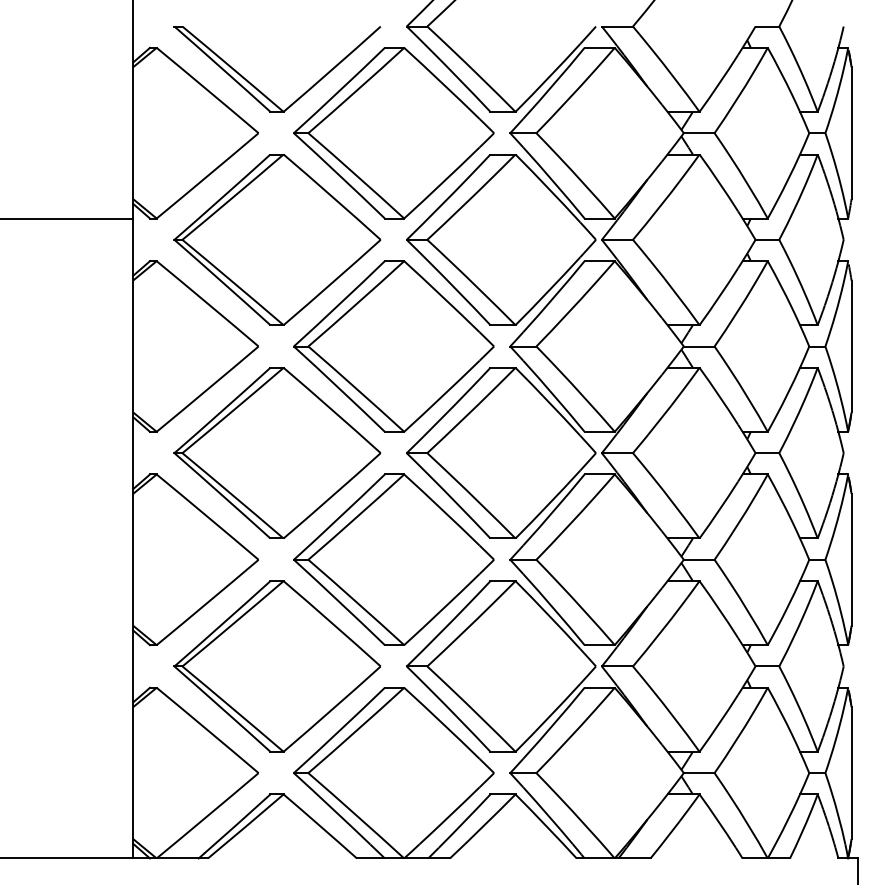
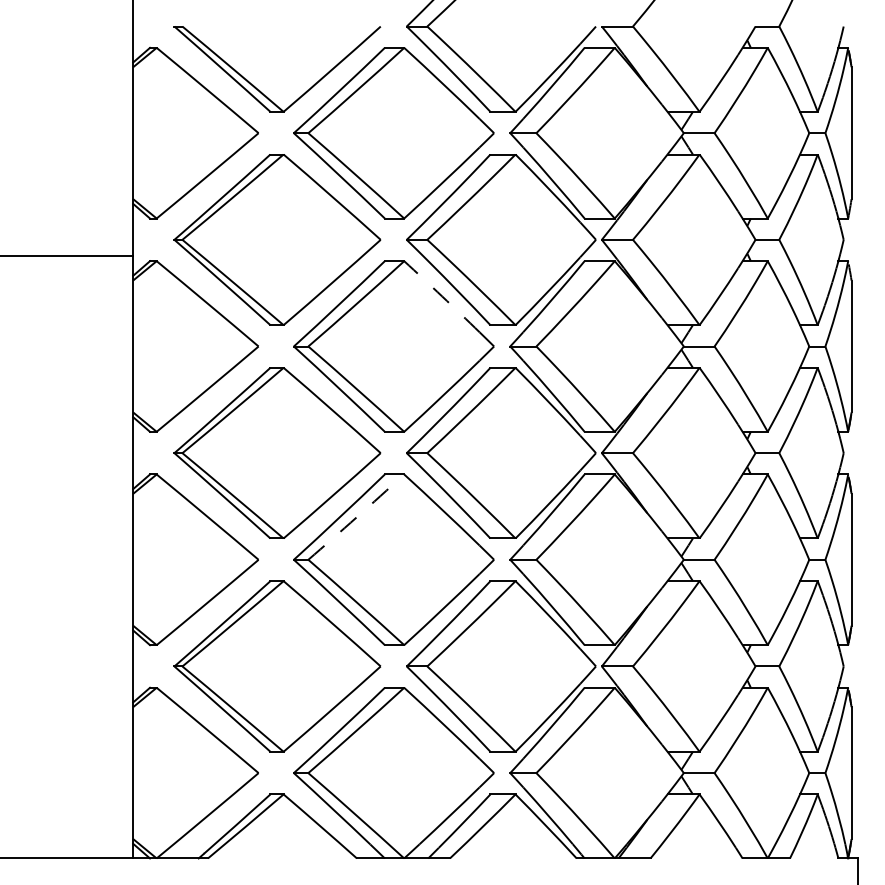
line position: (67, 218) -> (67, 255) (67, 255)
arc: solid -> dashed (442, 296)
arc: solid -> dashed (356, 517)
